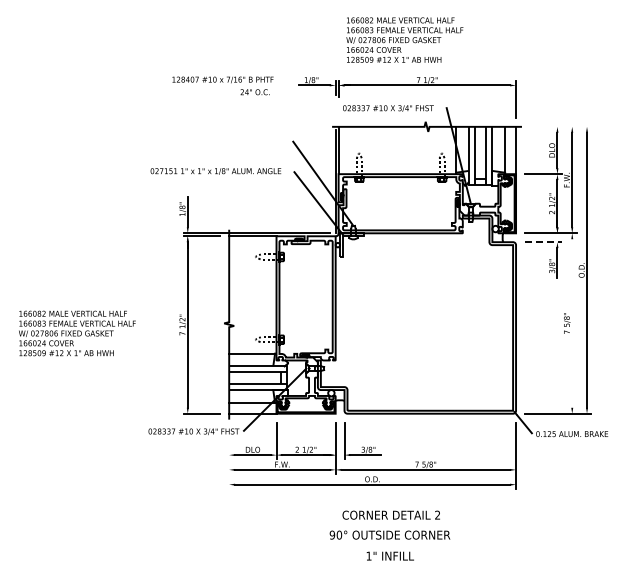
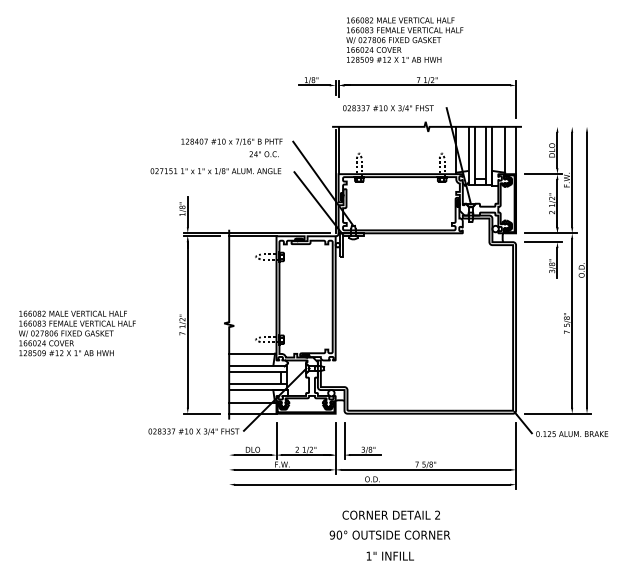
text position: (222, 85) -> (231, 147) (231, 147)
line: dashed -> solid (543, 242)
line: none -> present (572, 323)
